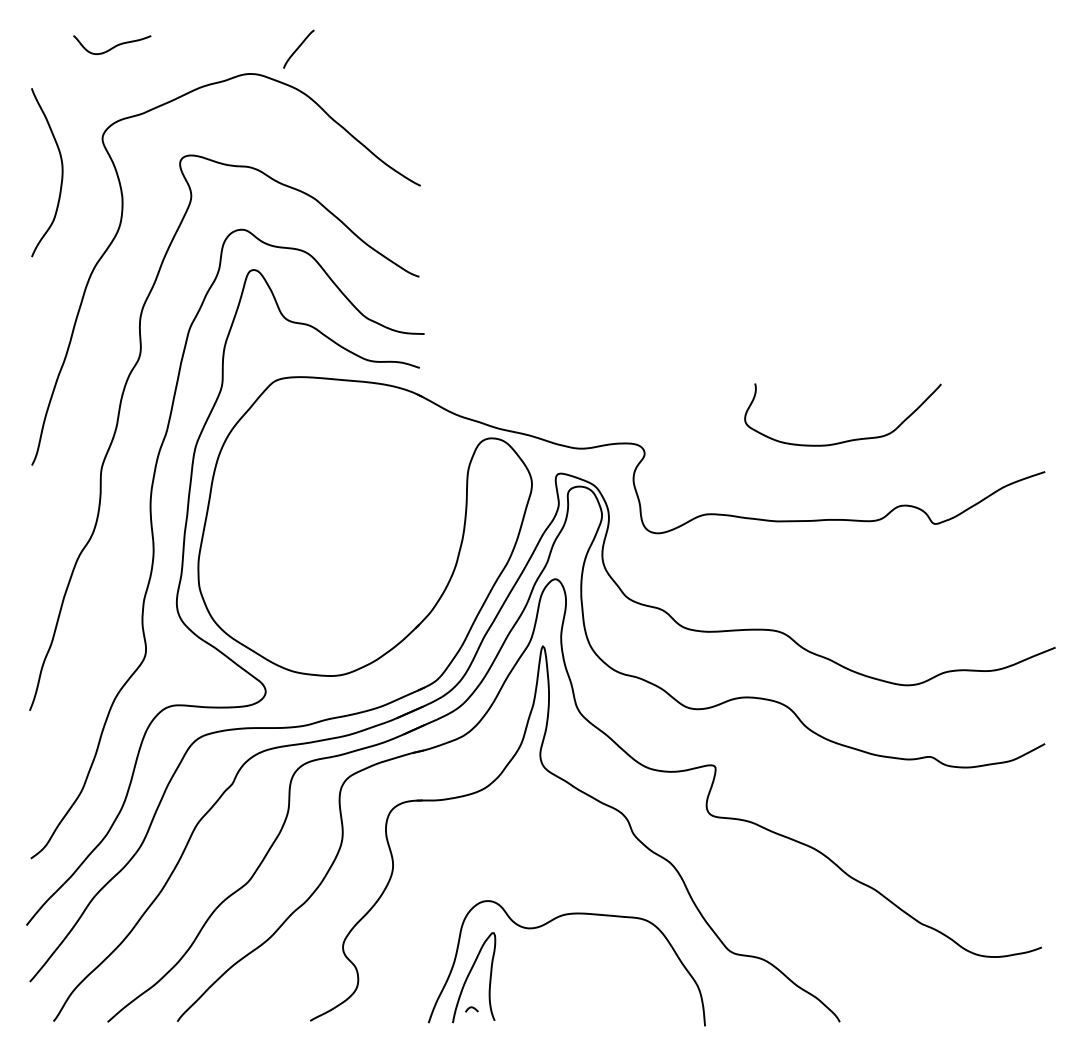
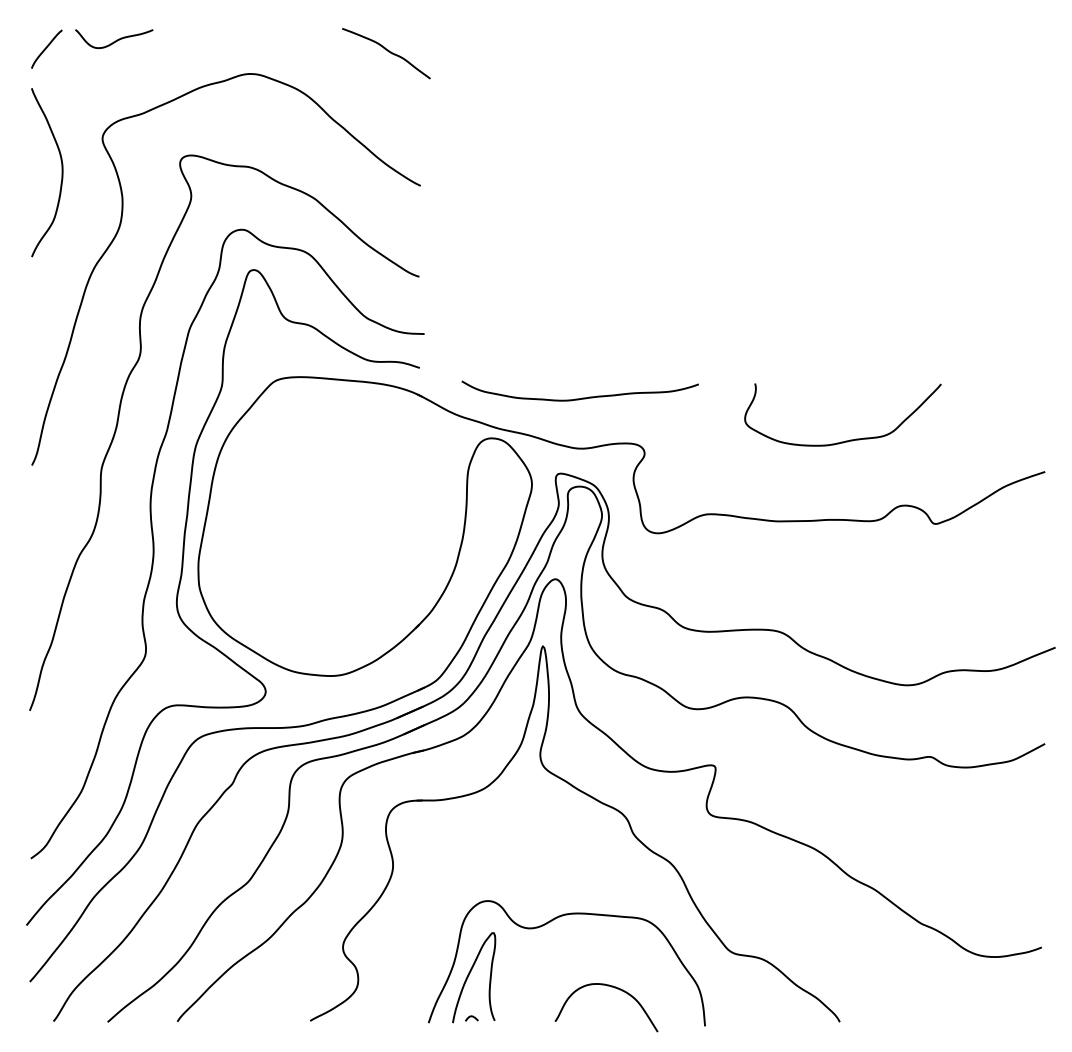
curve position: (114, 45) -> (116, 39) (116, 39)
curve position: (298, 48) -> (46, 48) (46, 48)
curve: none -> present (387, 51)
curve: none -> present (582, 397)
curve: none -> present (611, 987)
curve position: (471, 1008) -> (471, 1017) (471, 1017)
